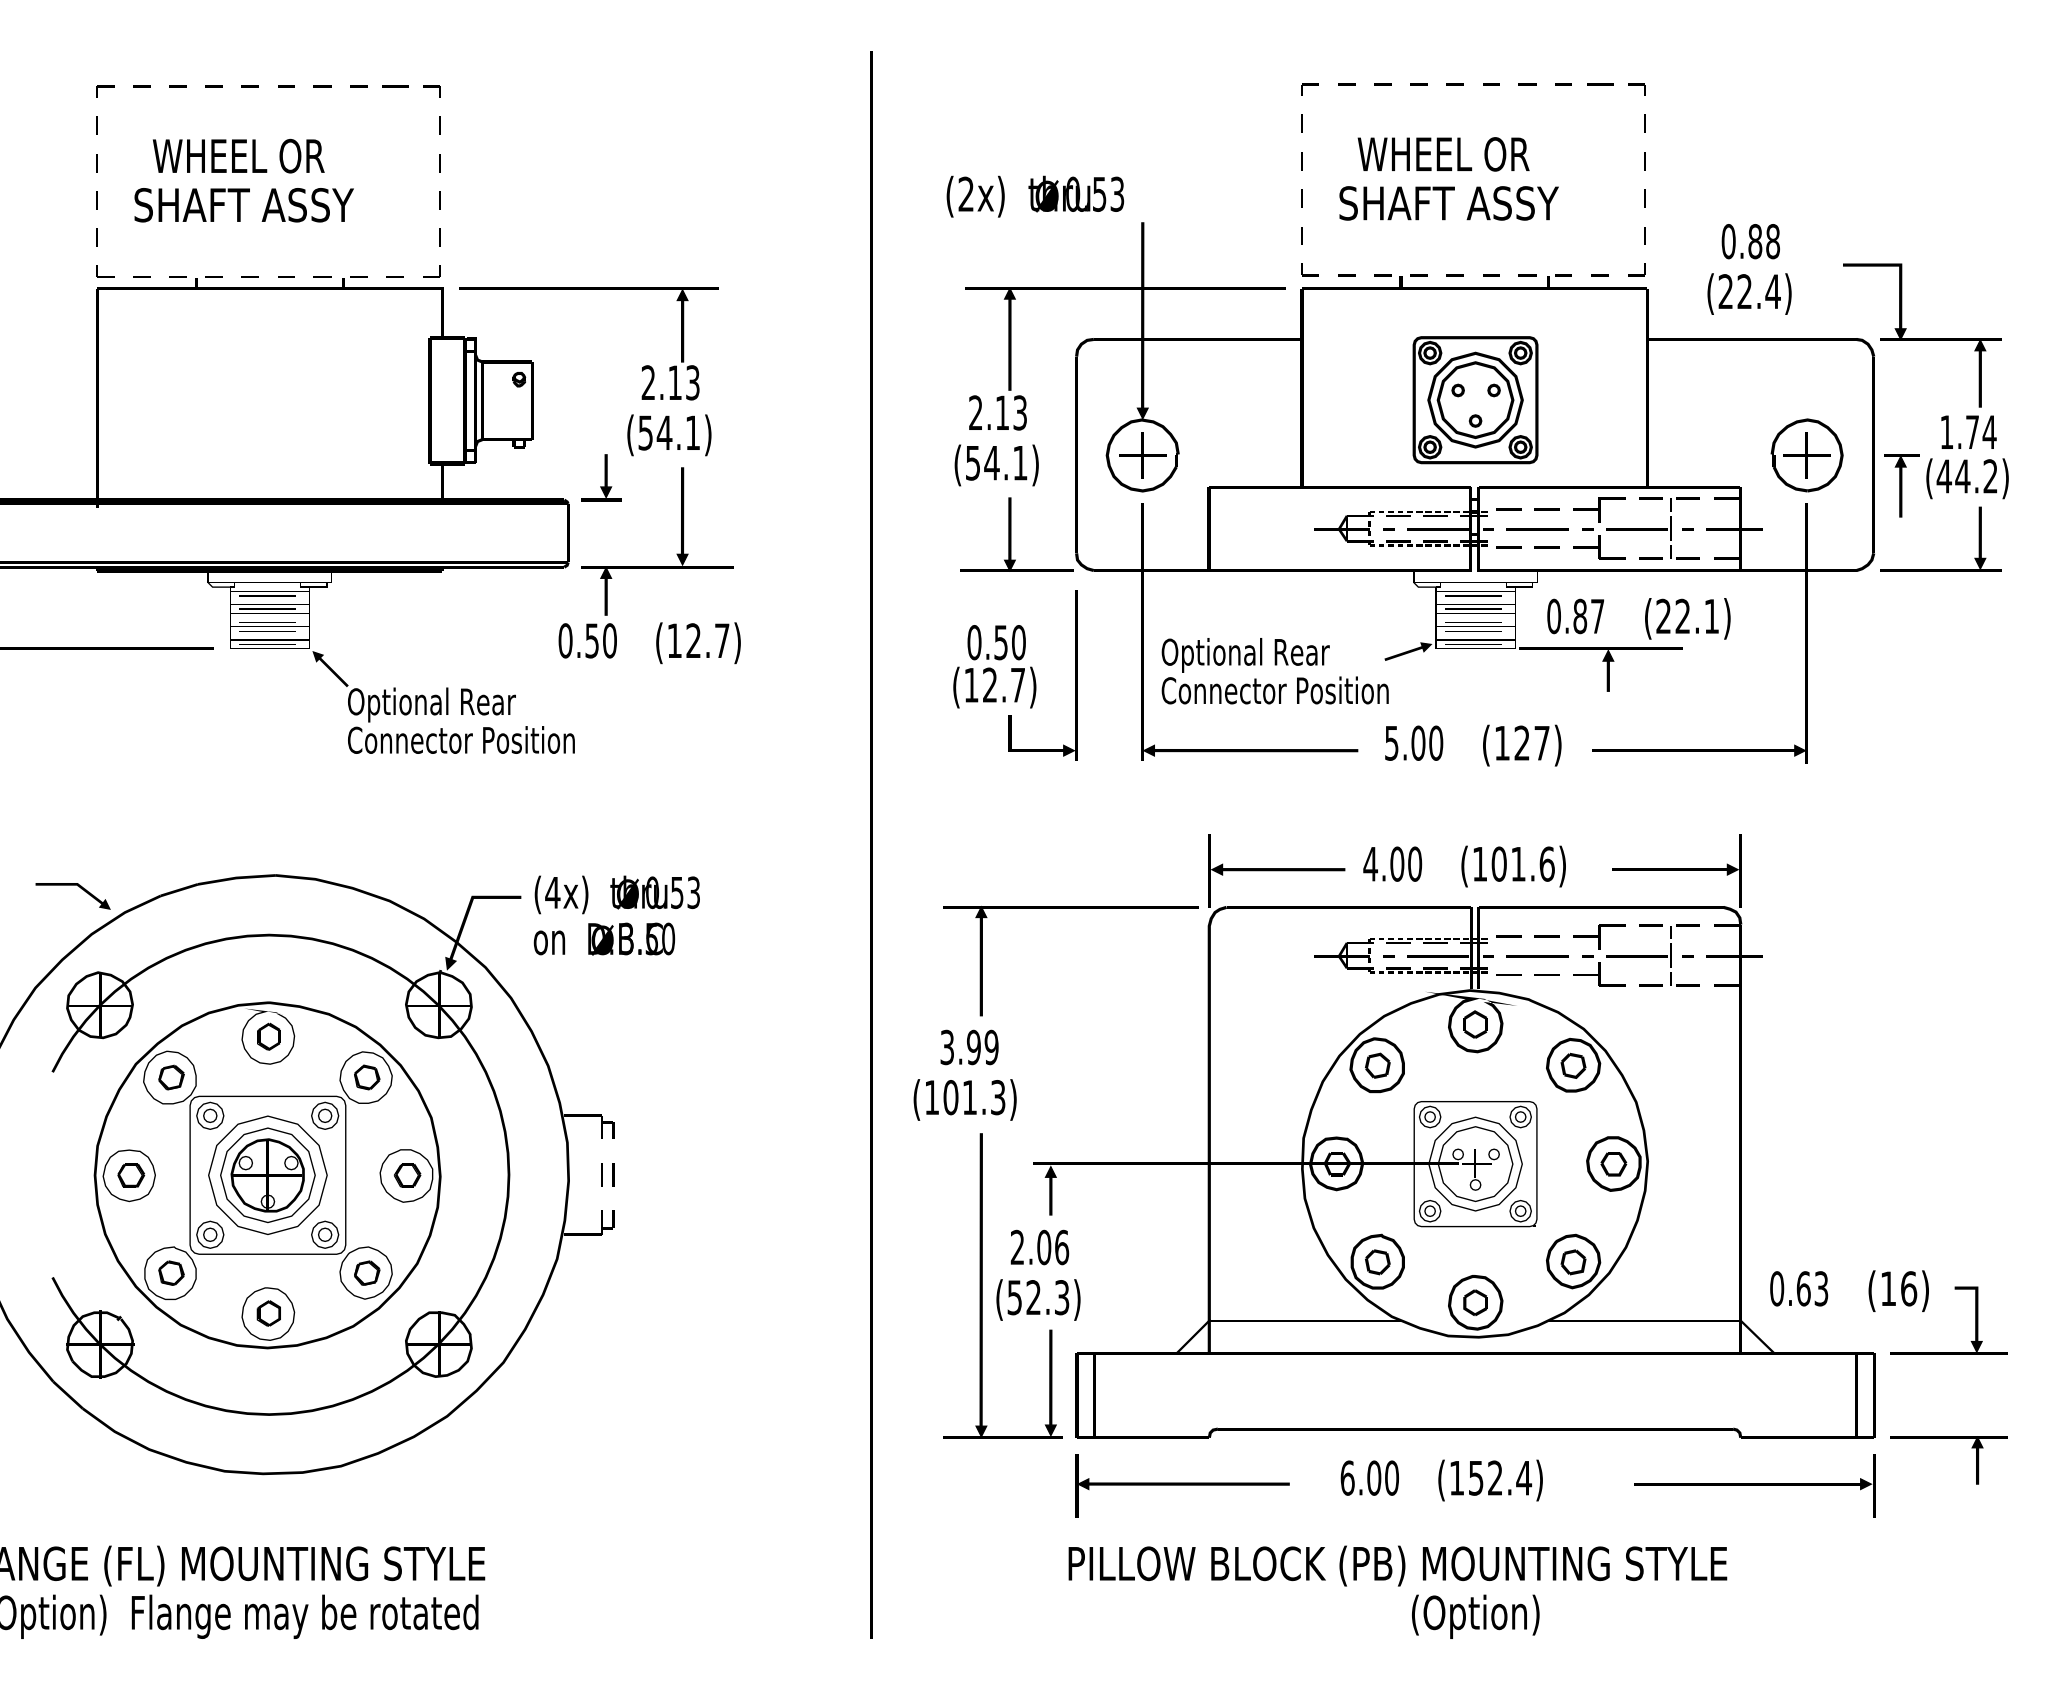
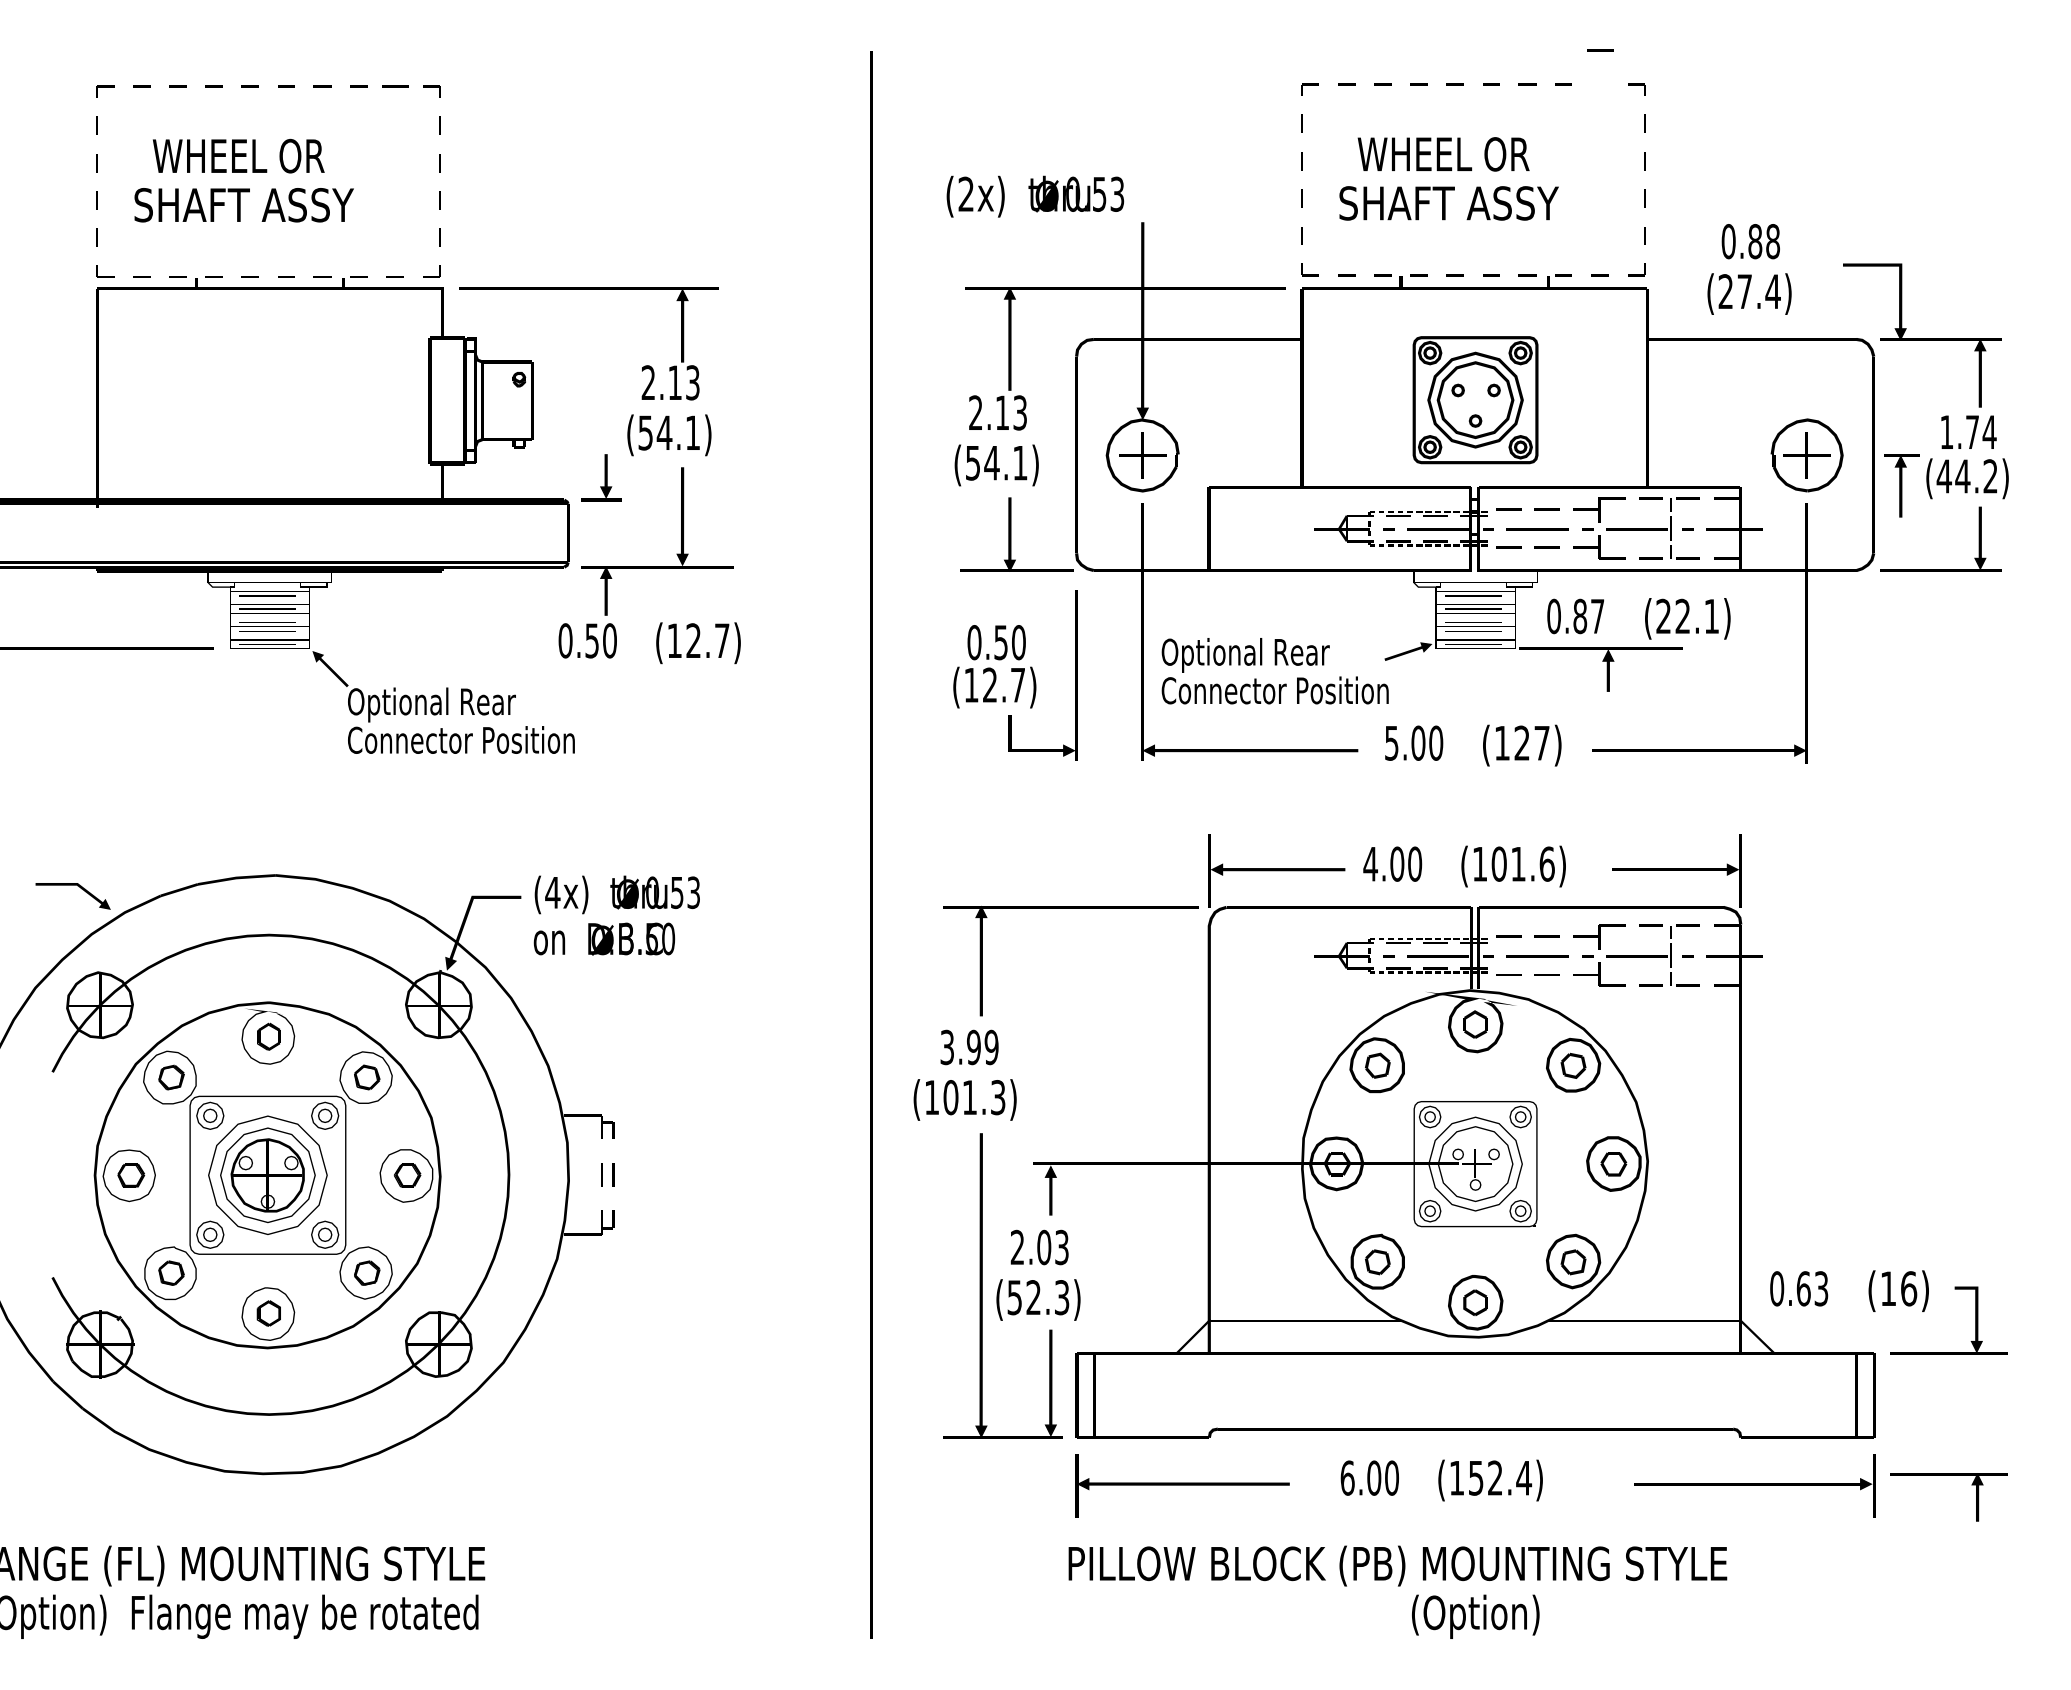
line position: (1600, 84) -> (1600, 50) (1600, 50)
text: (22.4) -> (27.4) (1744, 291)
text: 2.06 -> 2.03 (1062, 1247)
part position: (1948, 1438) -> (1948, 1475) (1948, 1475)
